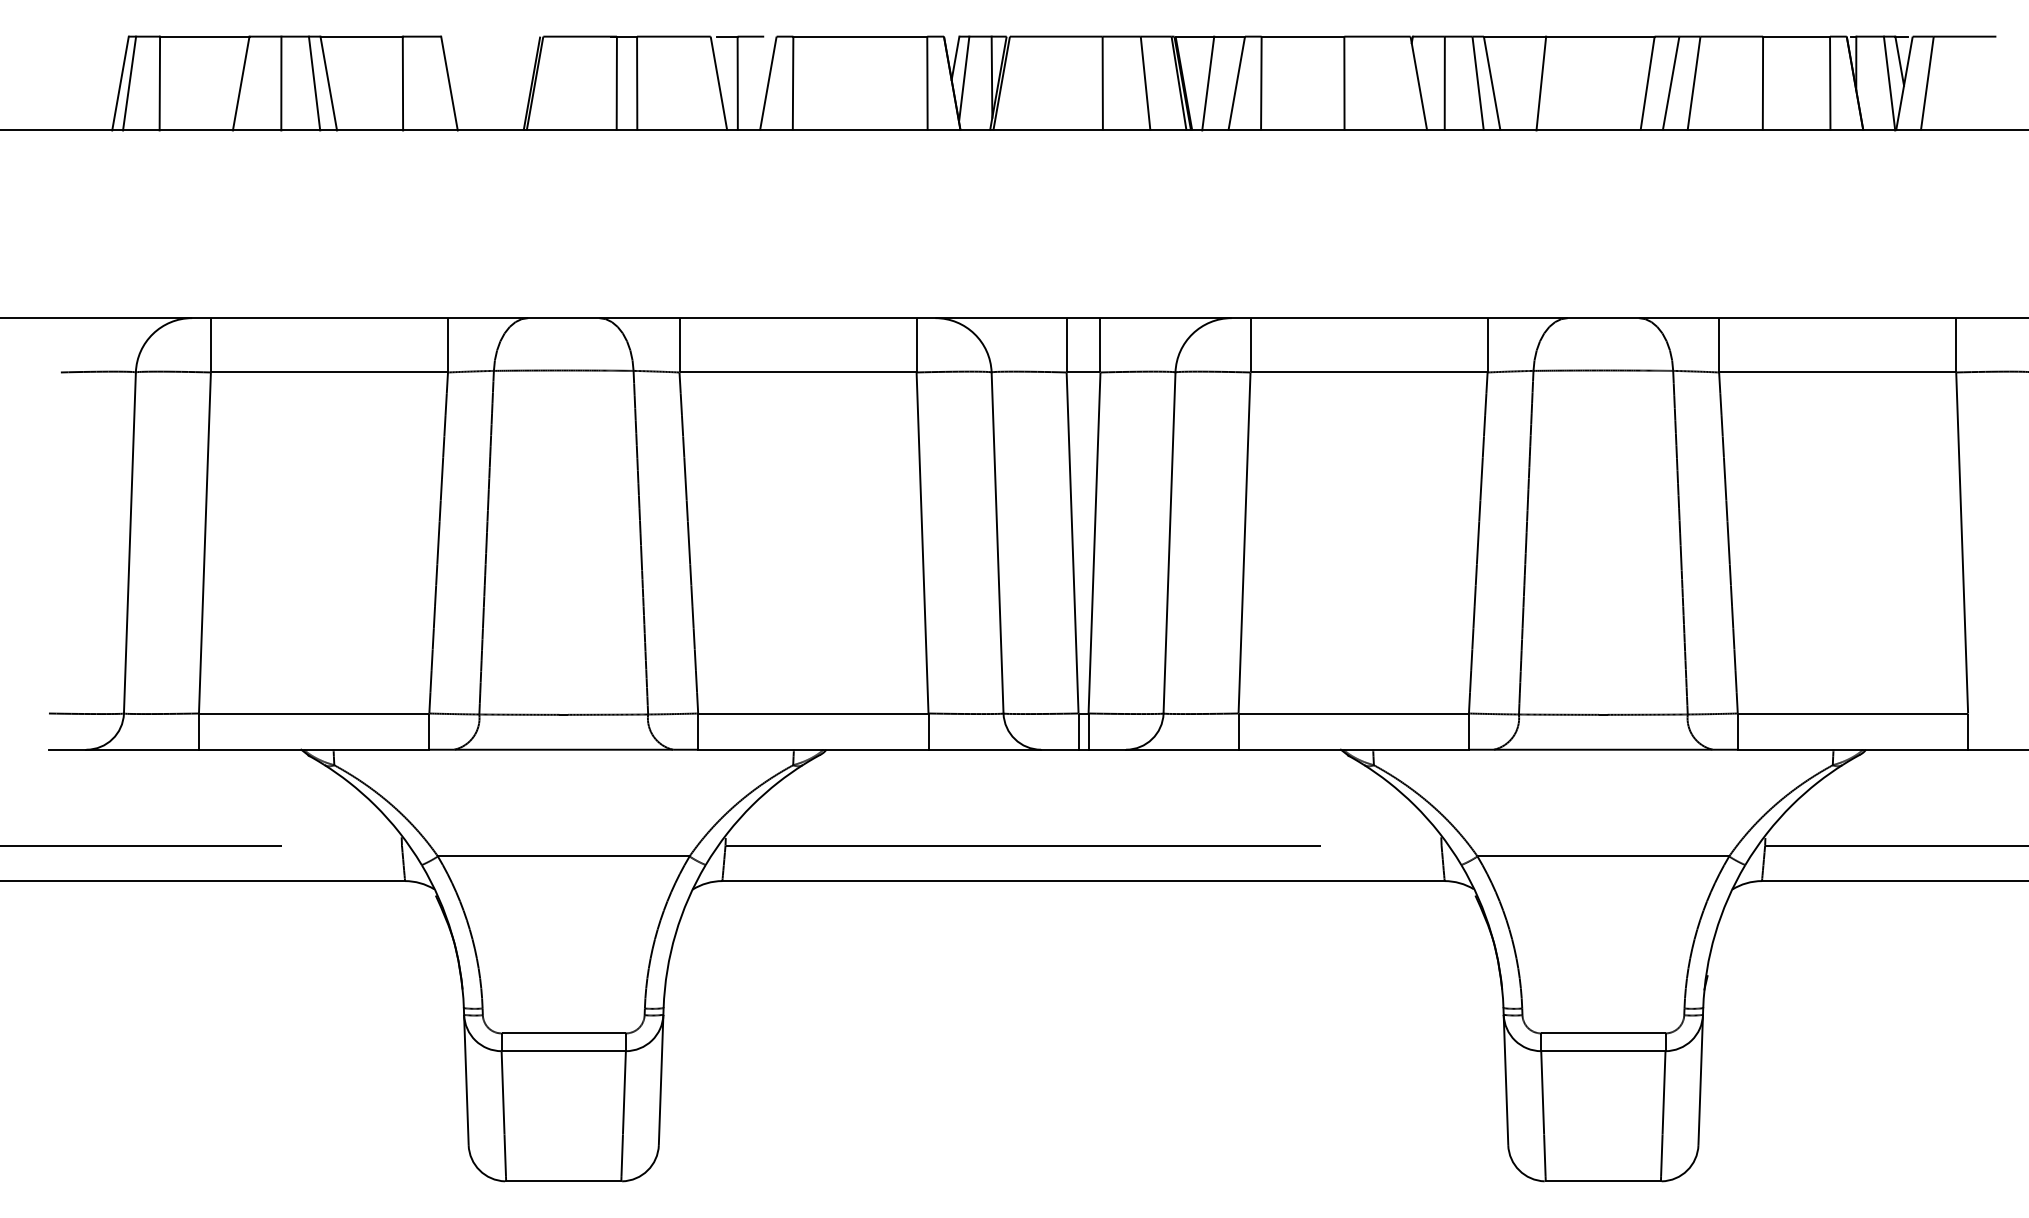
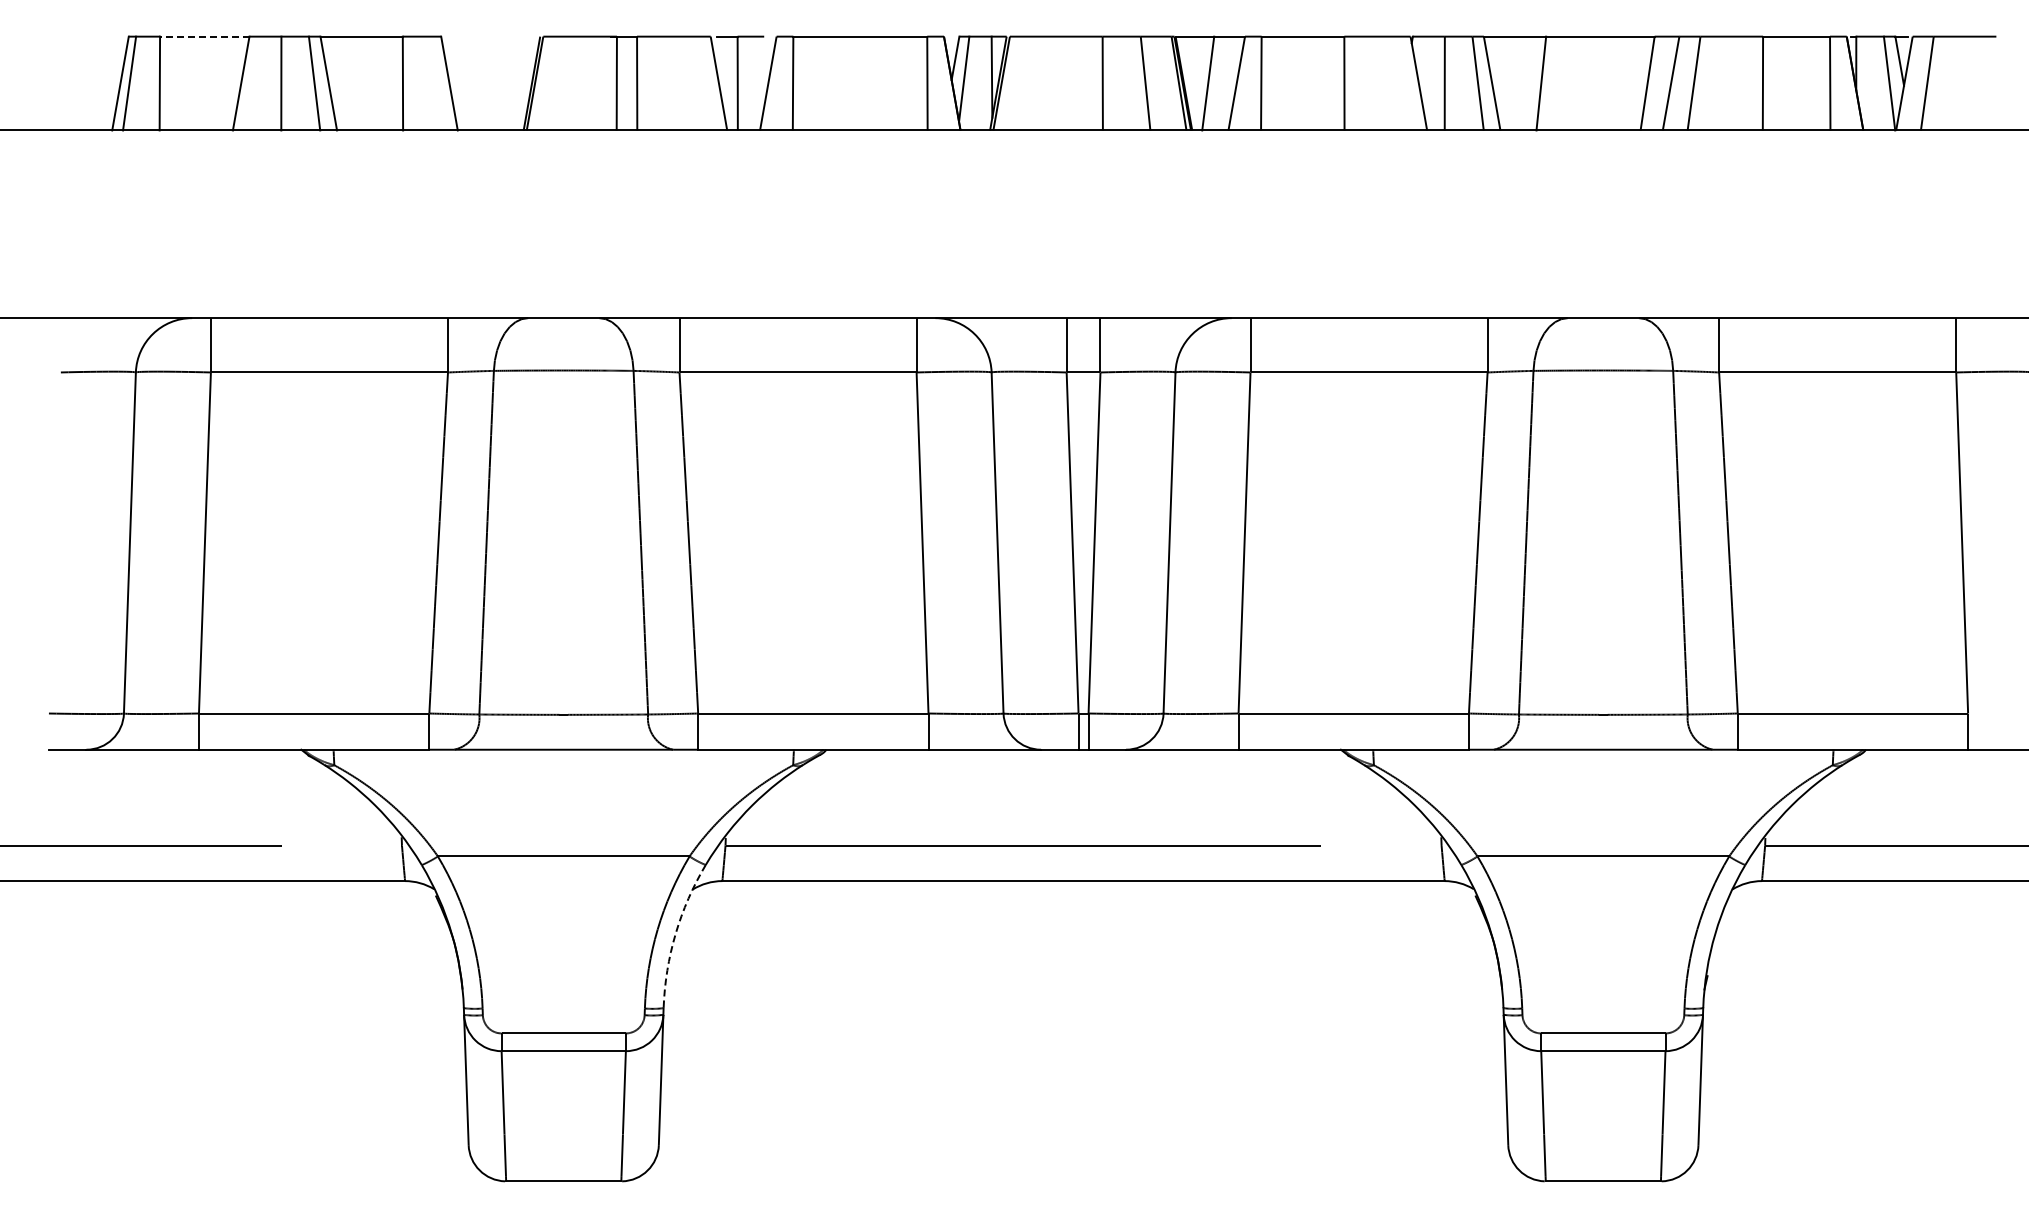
line: solid -> dashed (204, 36)
arc: solid -> dashed (675, 933)
